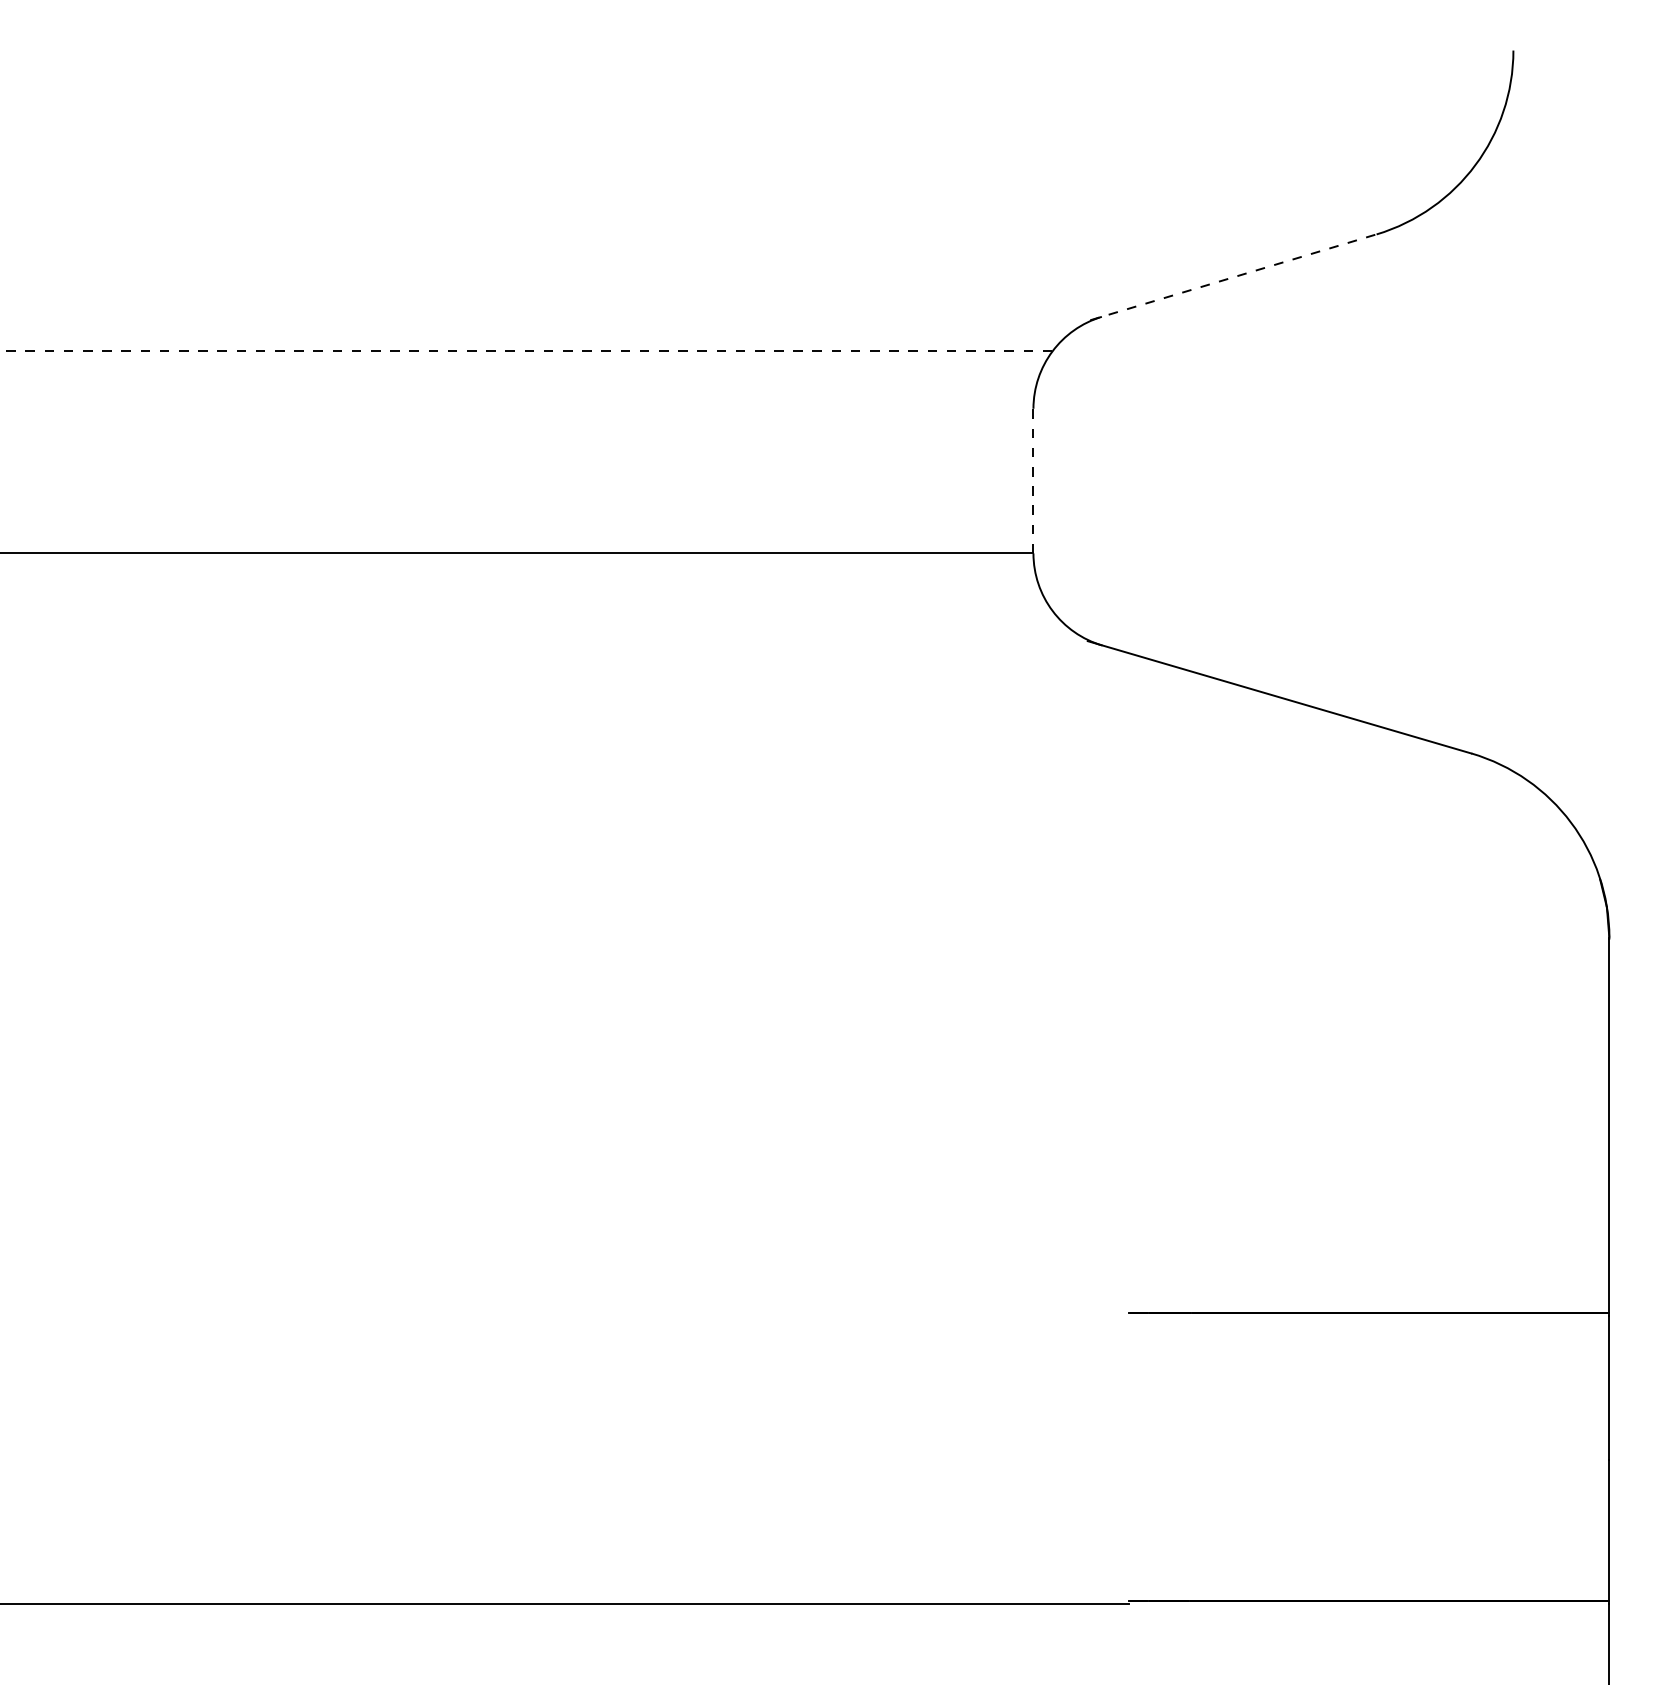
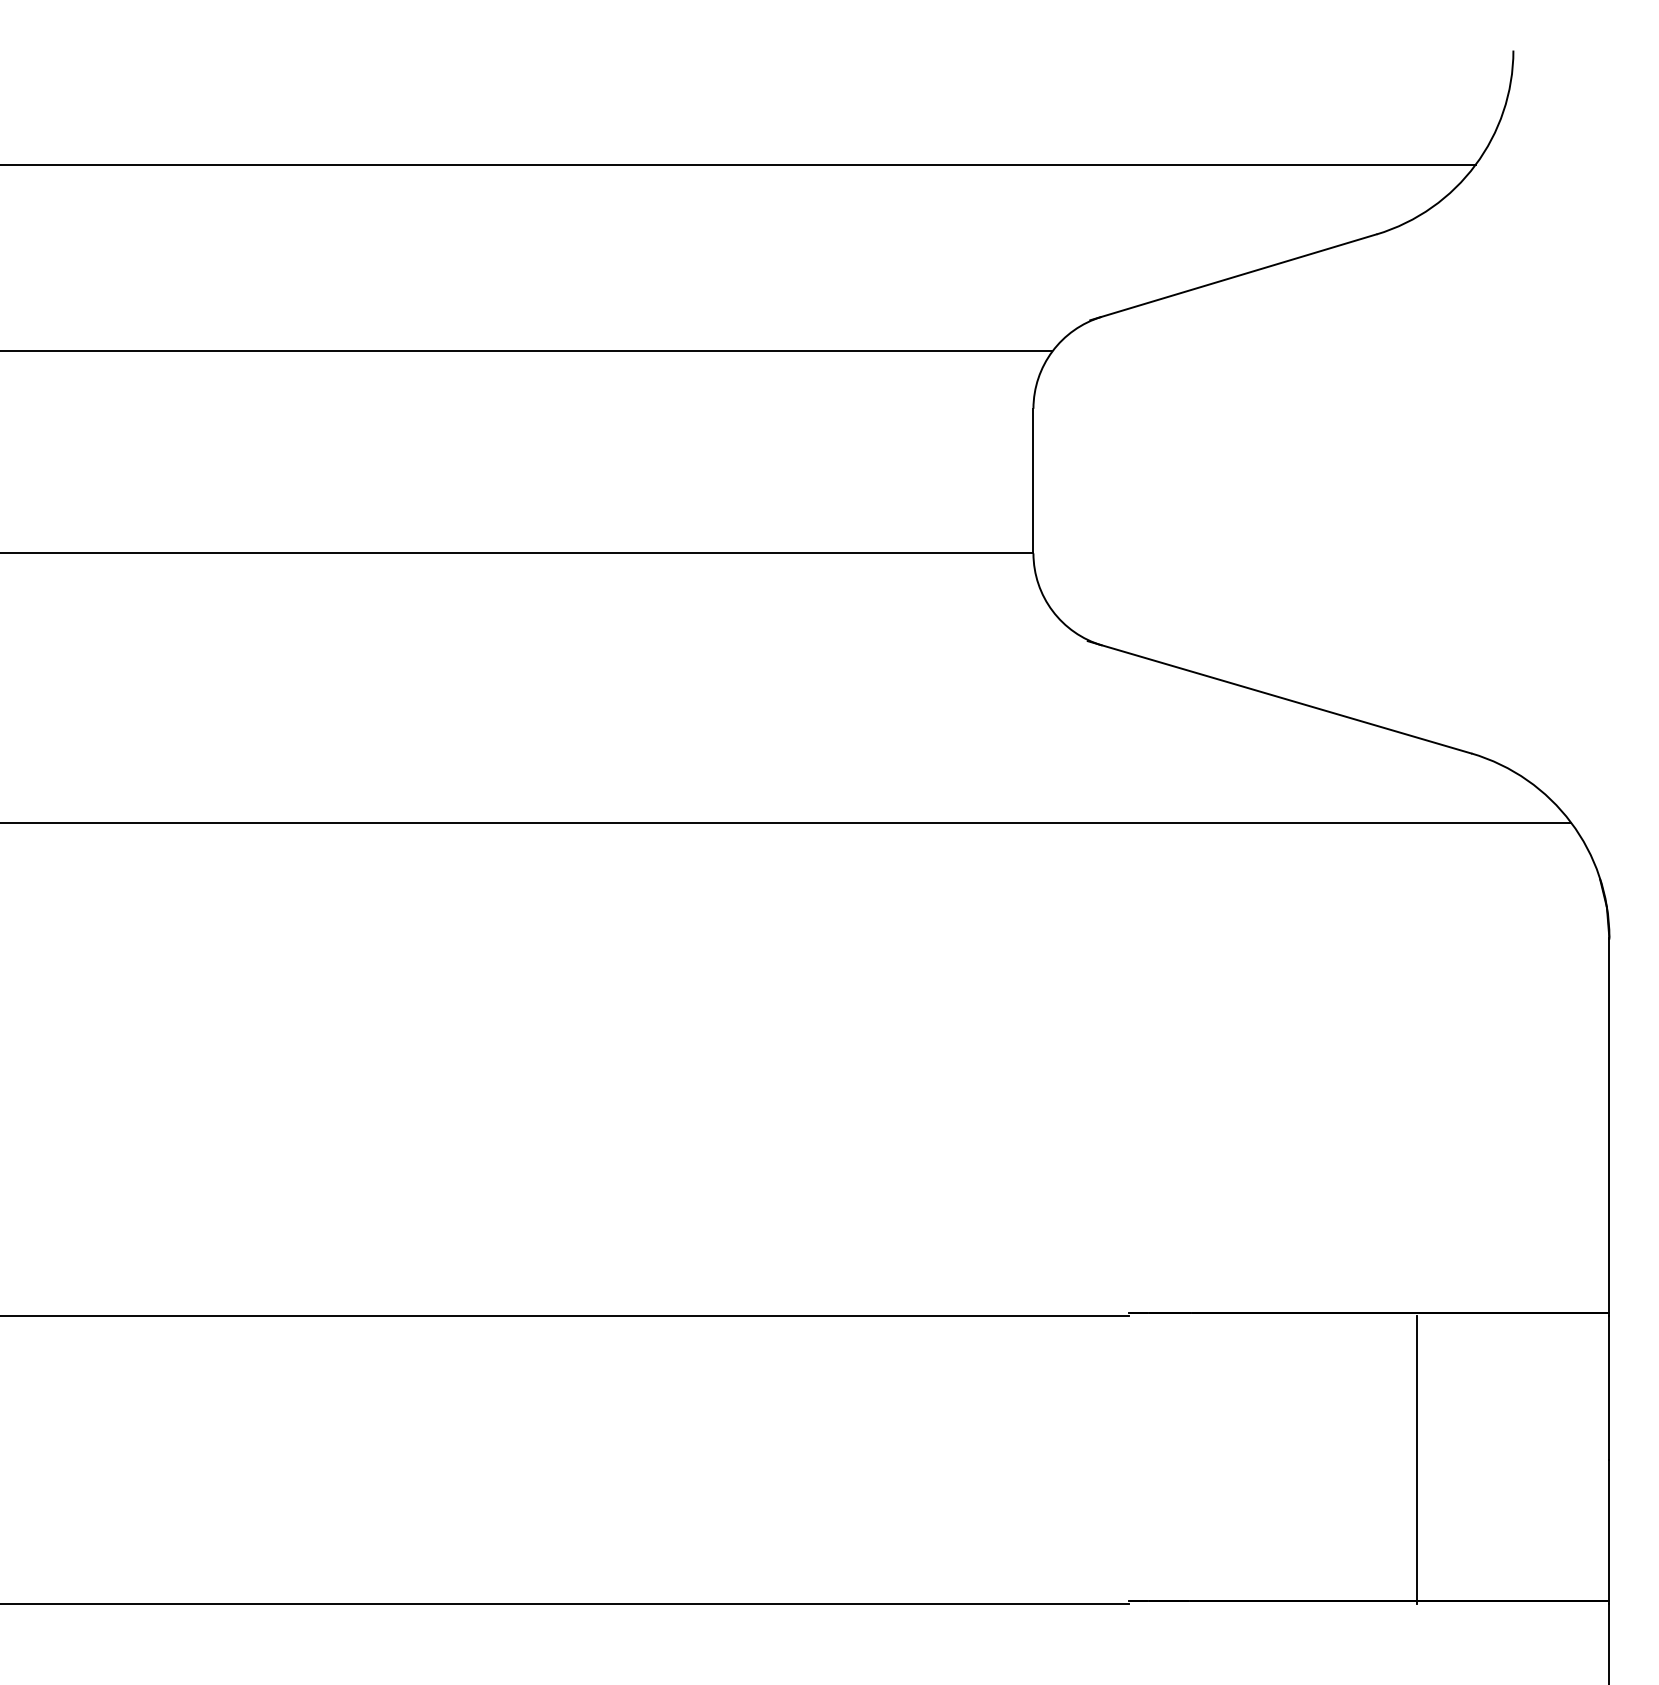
line: none -> present (738, 165)
line: dashed -> solid (1233, 277)
line: dashed -> solid (526, 351)
line: dashed -> solid (1033, 480)
line: none -> present (786, 822)
line: none -> present (565, 1316)
line: none -> present (1417, 1460)
